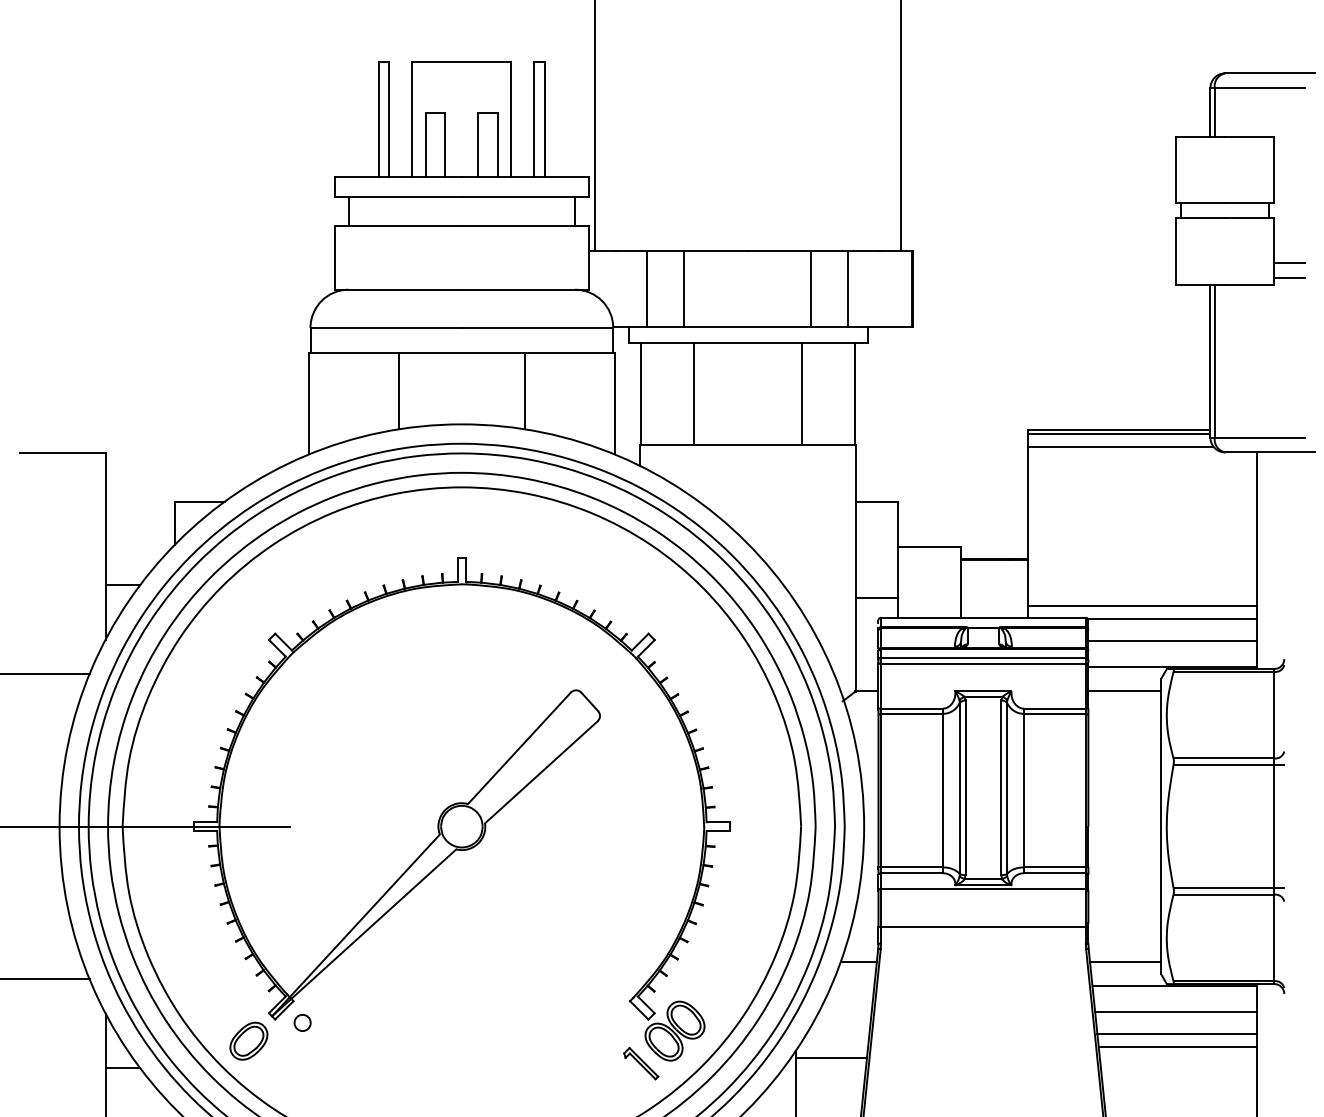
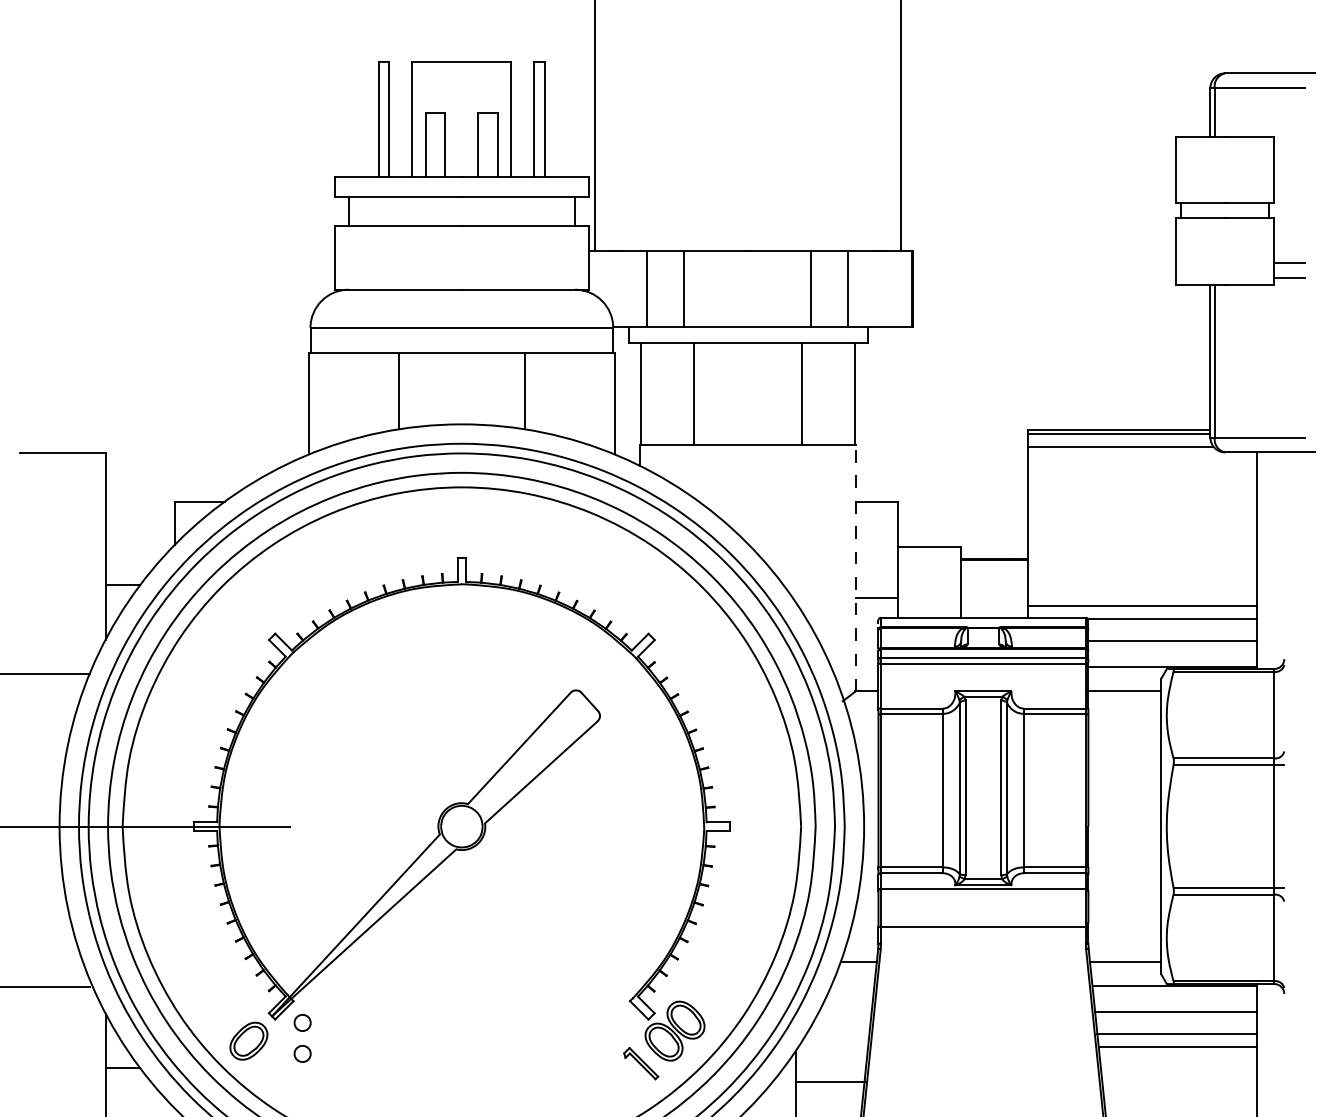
line: solid -> dashed (856, 567)
line position: (45, 979) -> (45, 987) (45, 987)
part: none -> present (302, 1053)
line position: (831, 1057) -> (831, 1081) (831, 1081)
